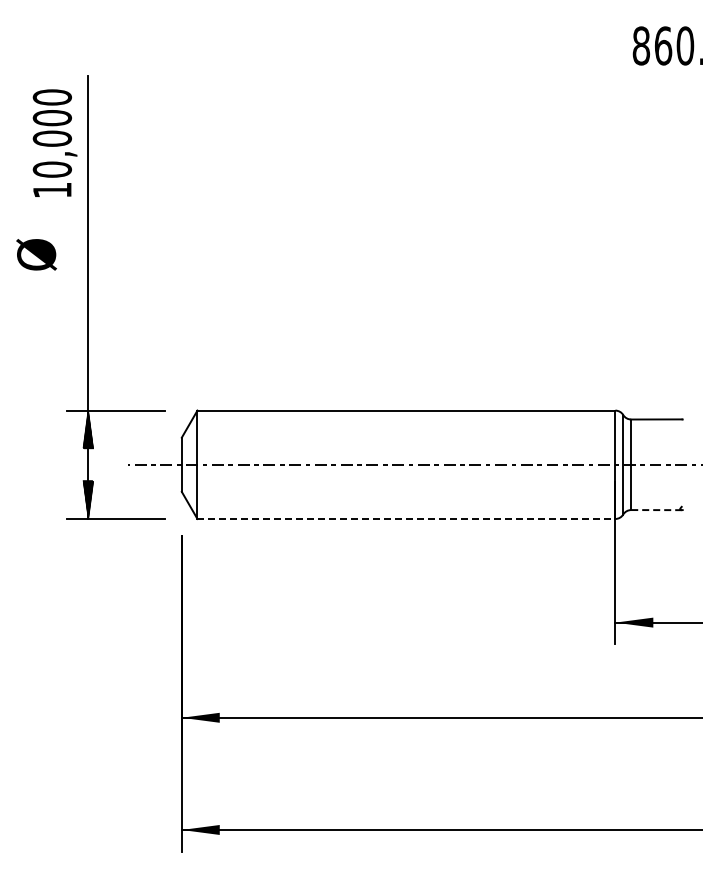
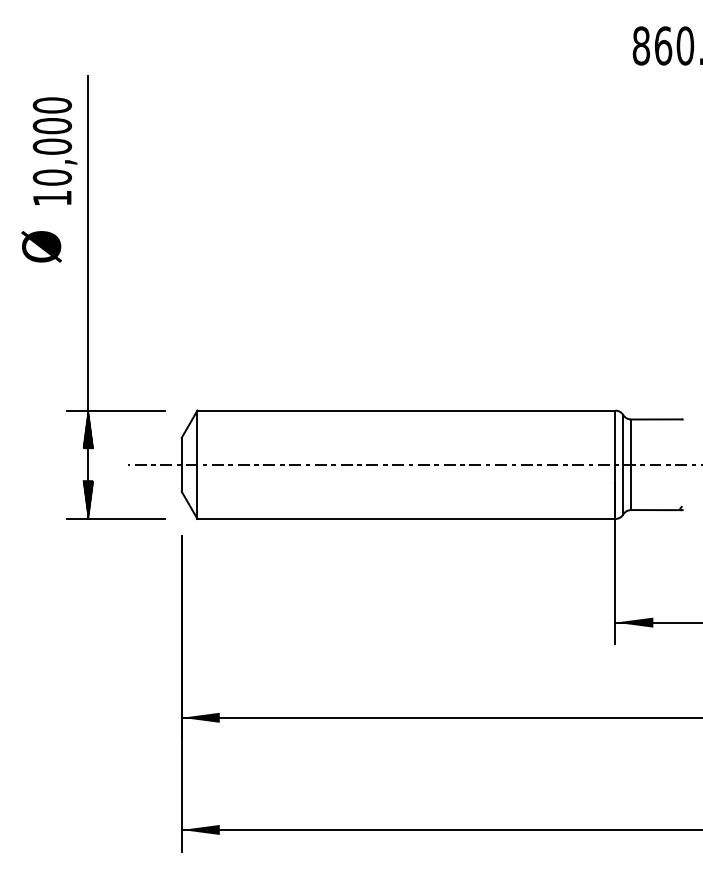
text position: (54, 142) -> (54, 150) (54, 150)
text position: (36, 254) -> (41, 246) (41, 246)
line: dashed -> solid (656, 510)
line: dashed -> solid (406, 518)
